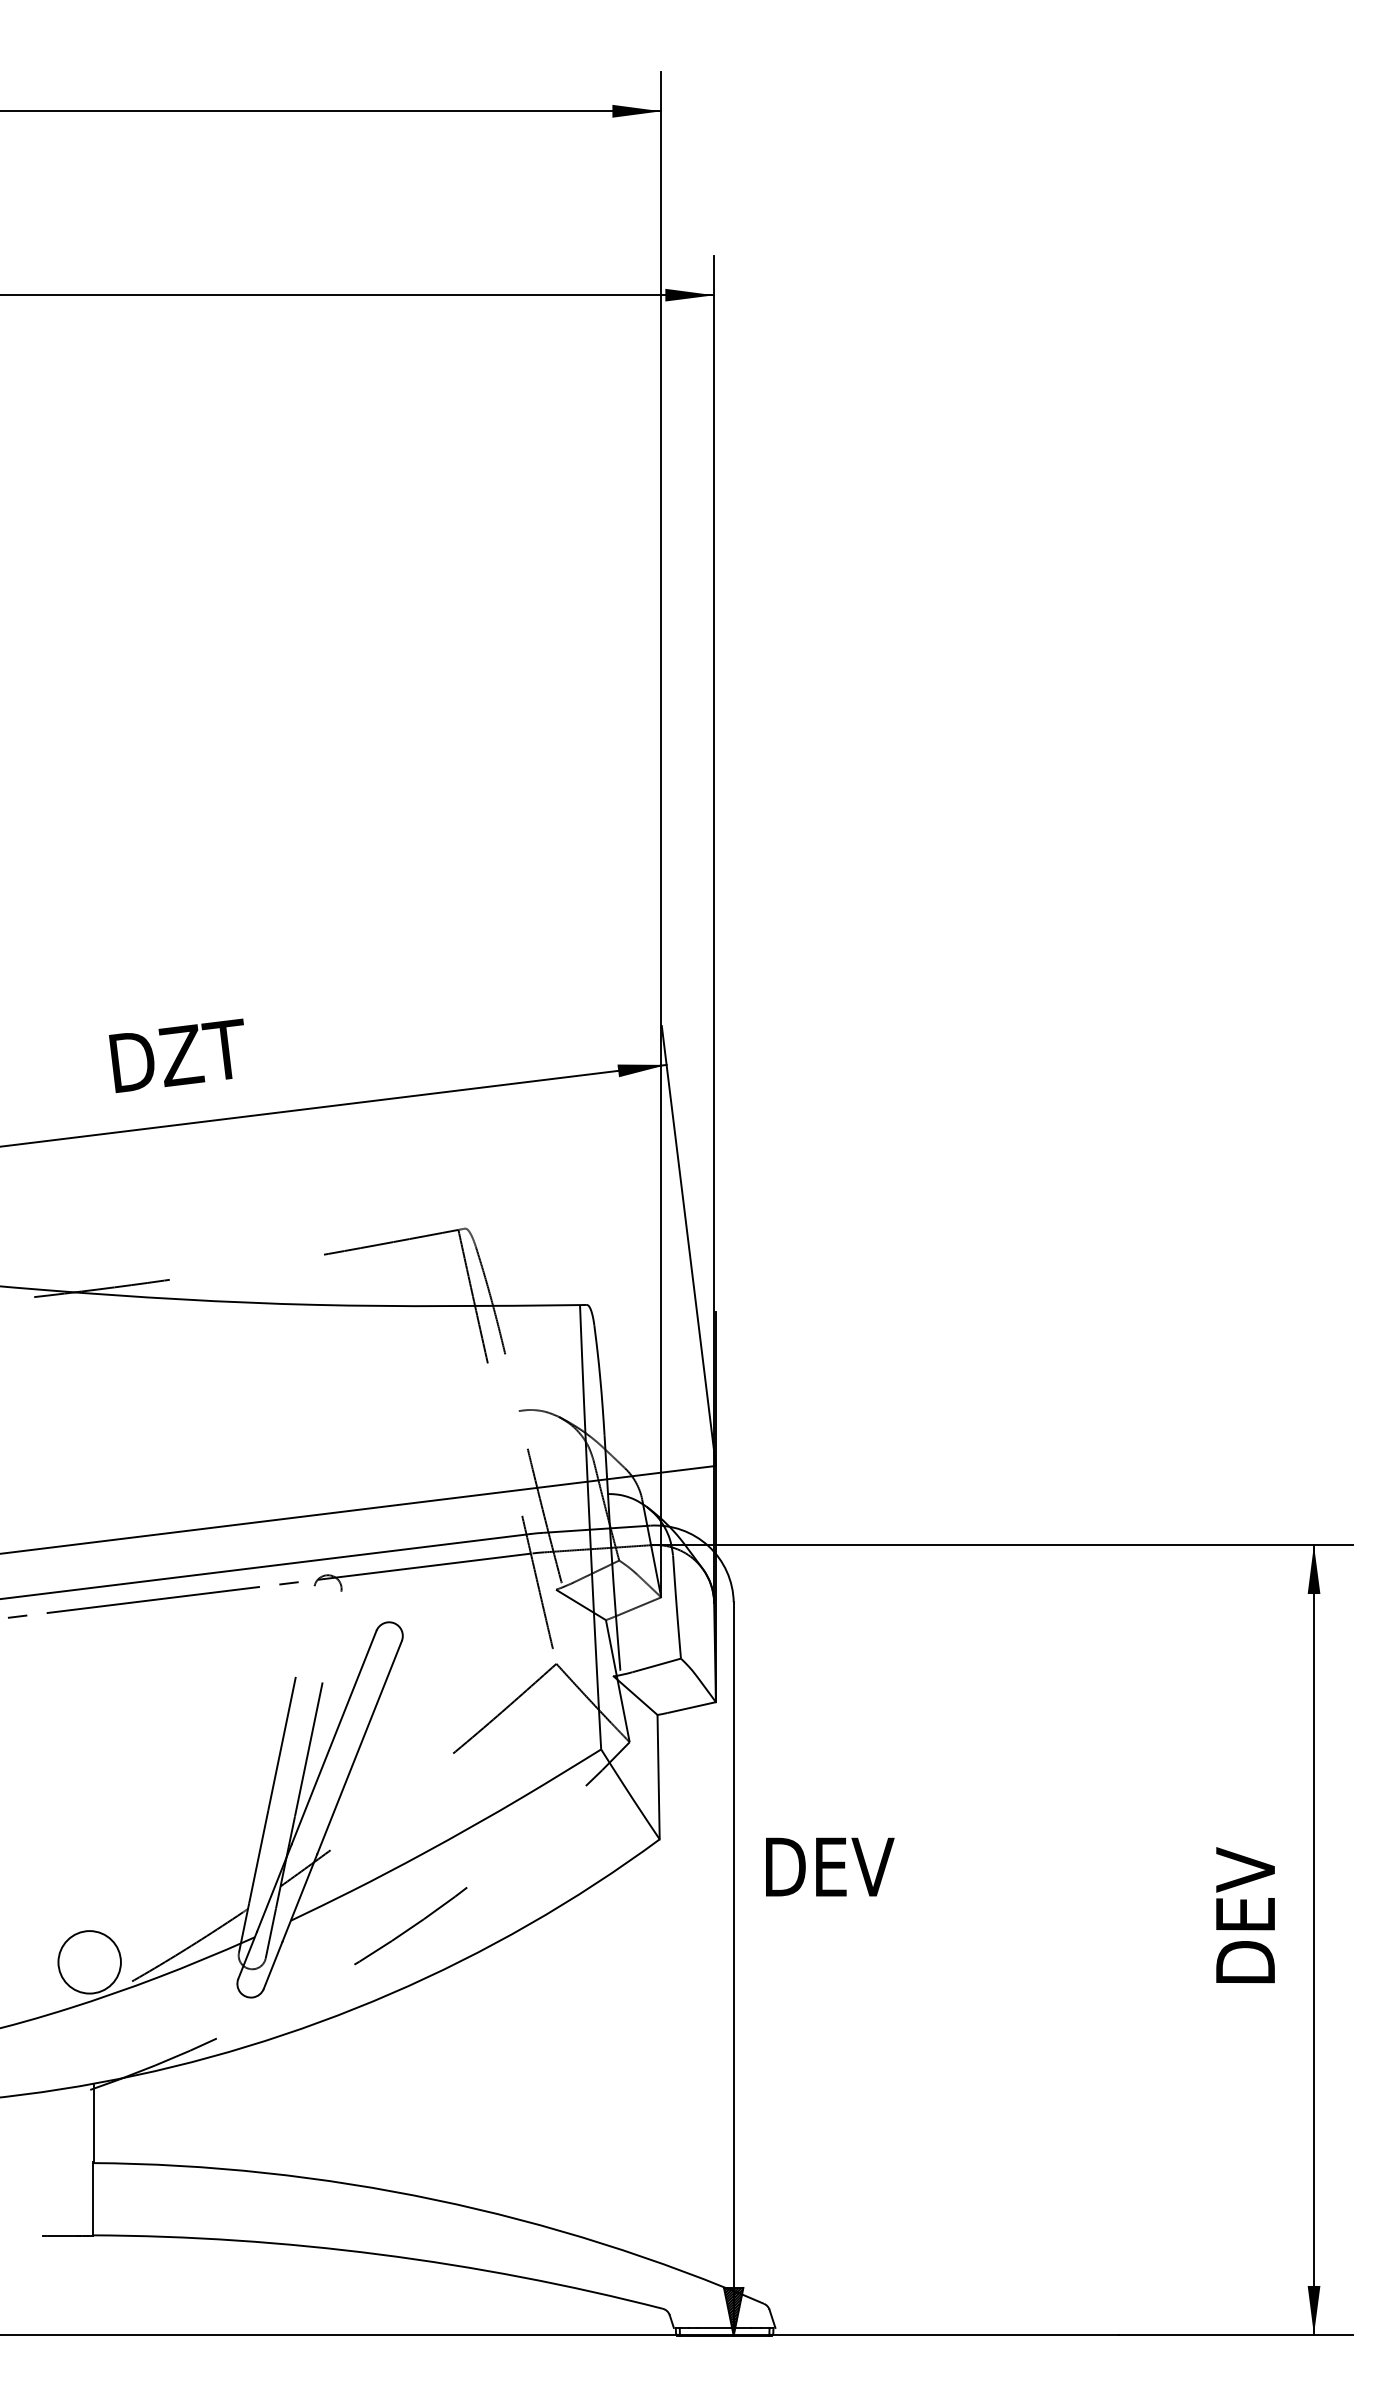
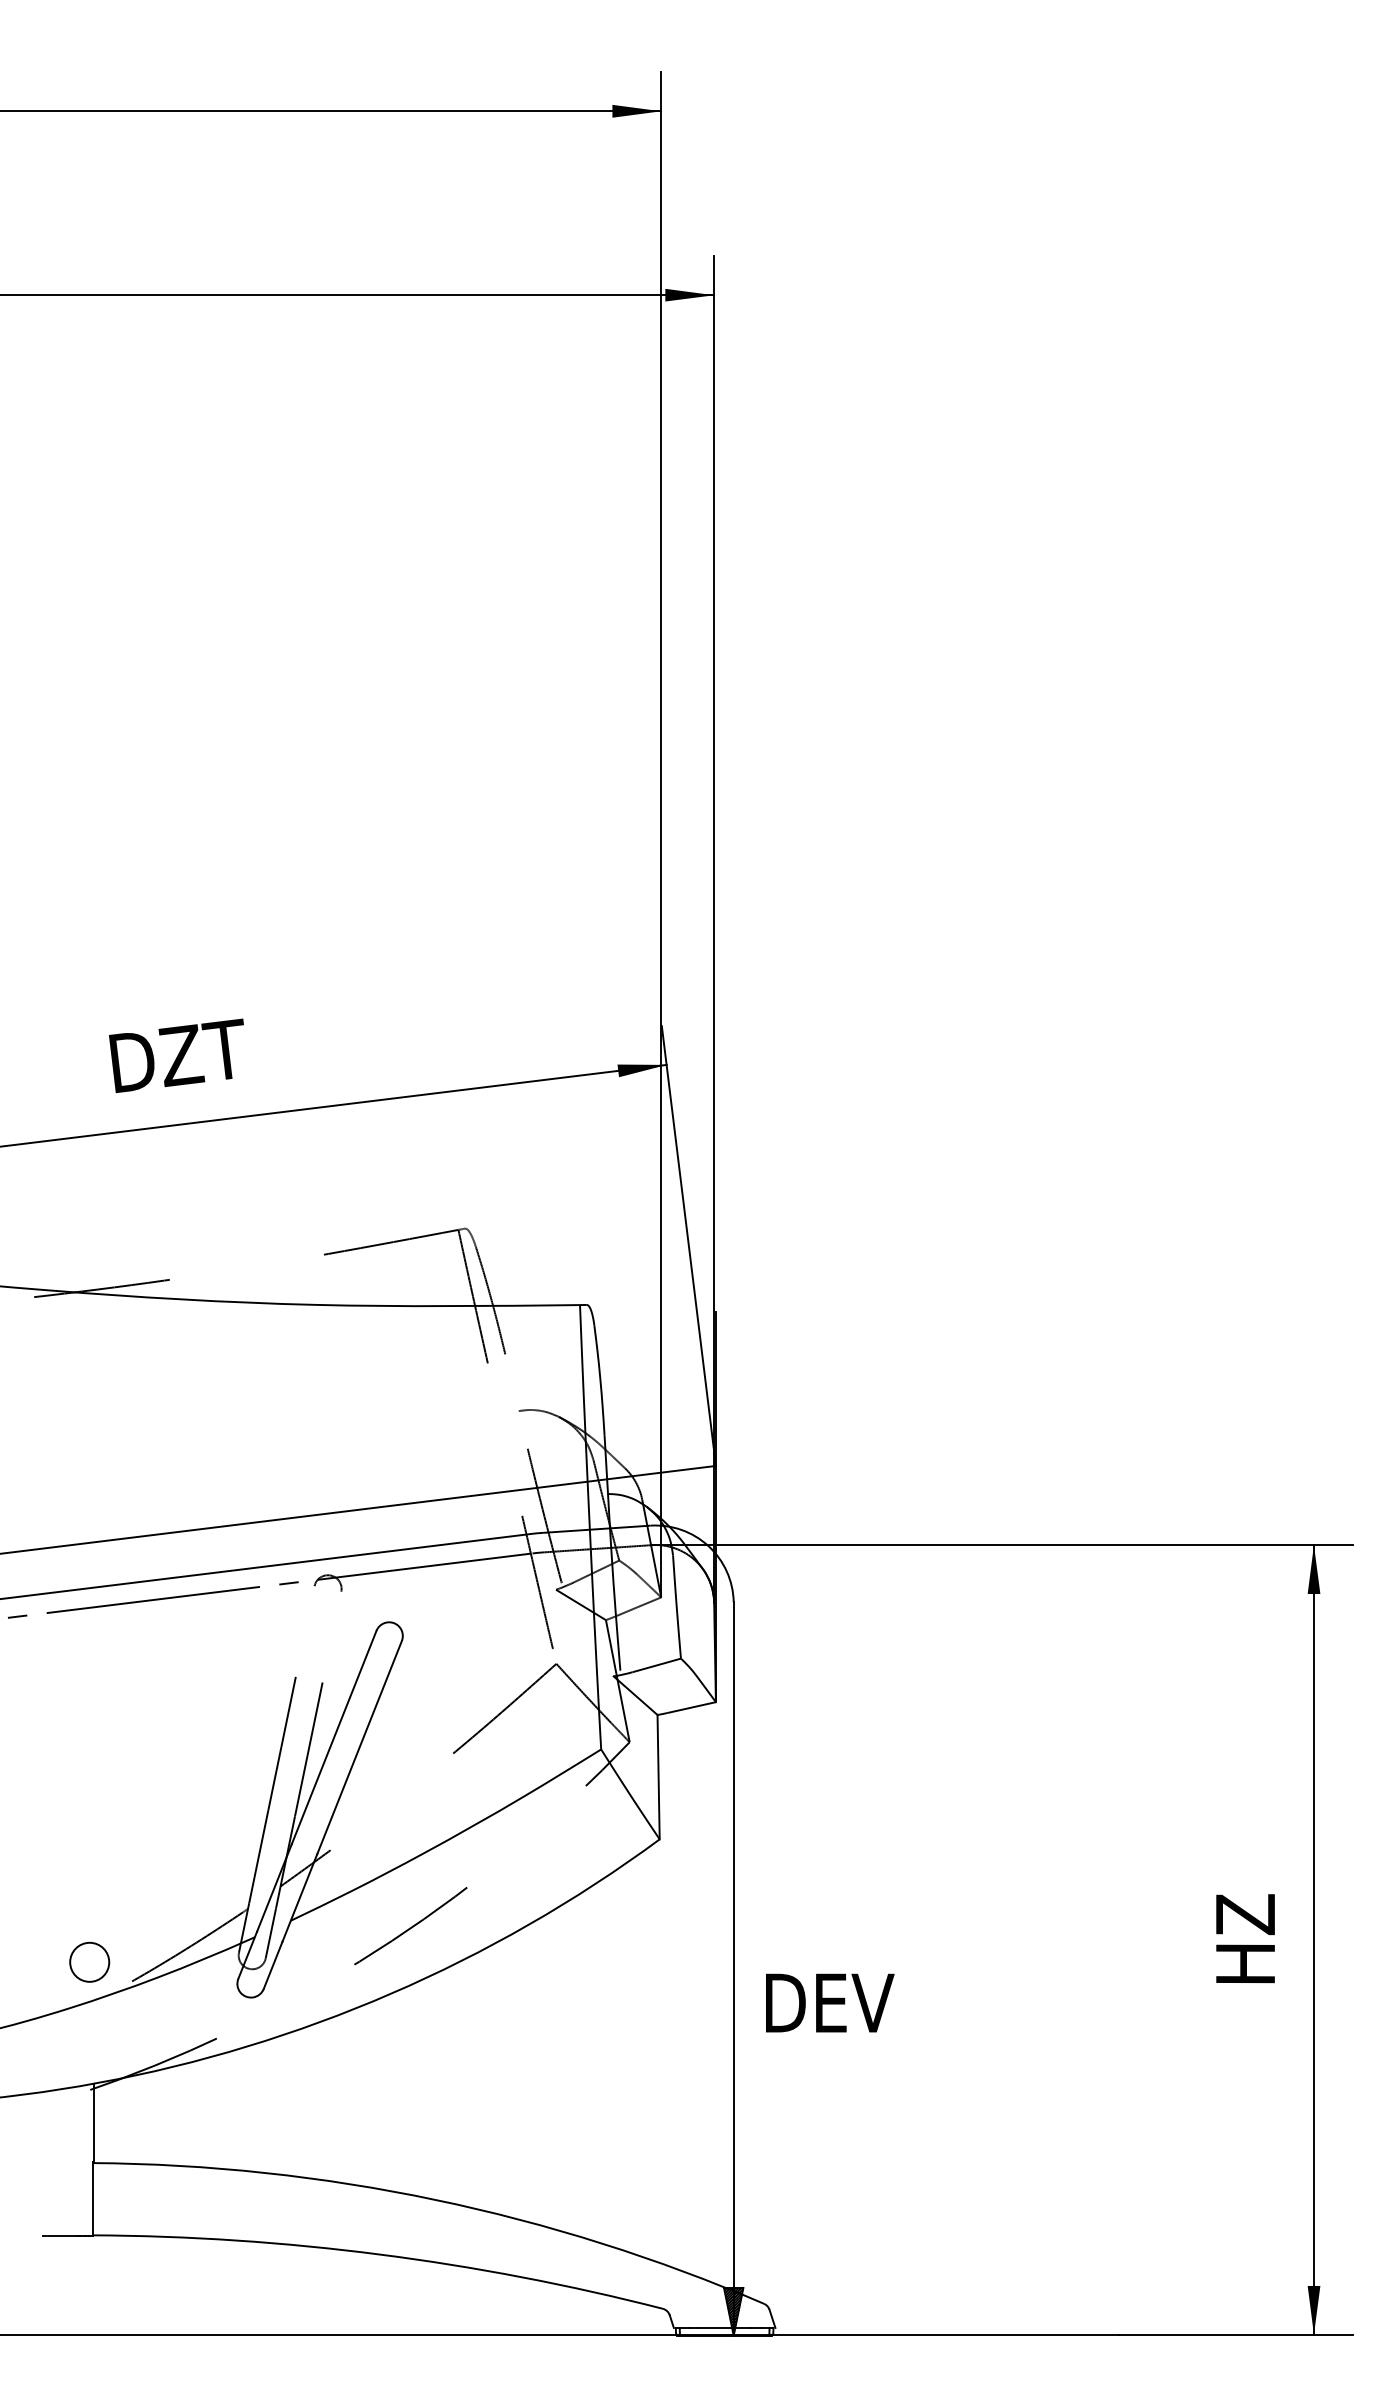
text position: (830, 1866) -> (830, 2002) (830, 2002)
text: DEV -> HZ (1245, 1911)
circle diameter: 62 px -> 39 px (89, 1961)
